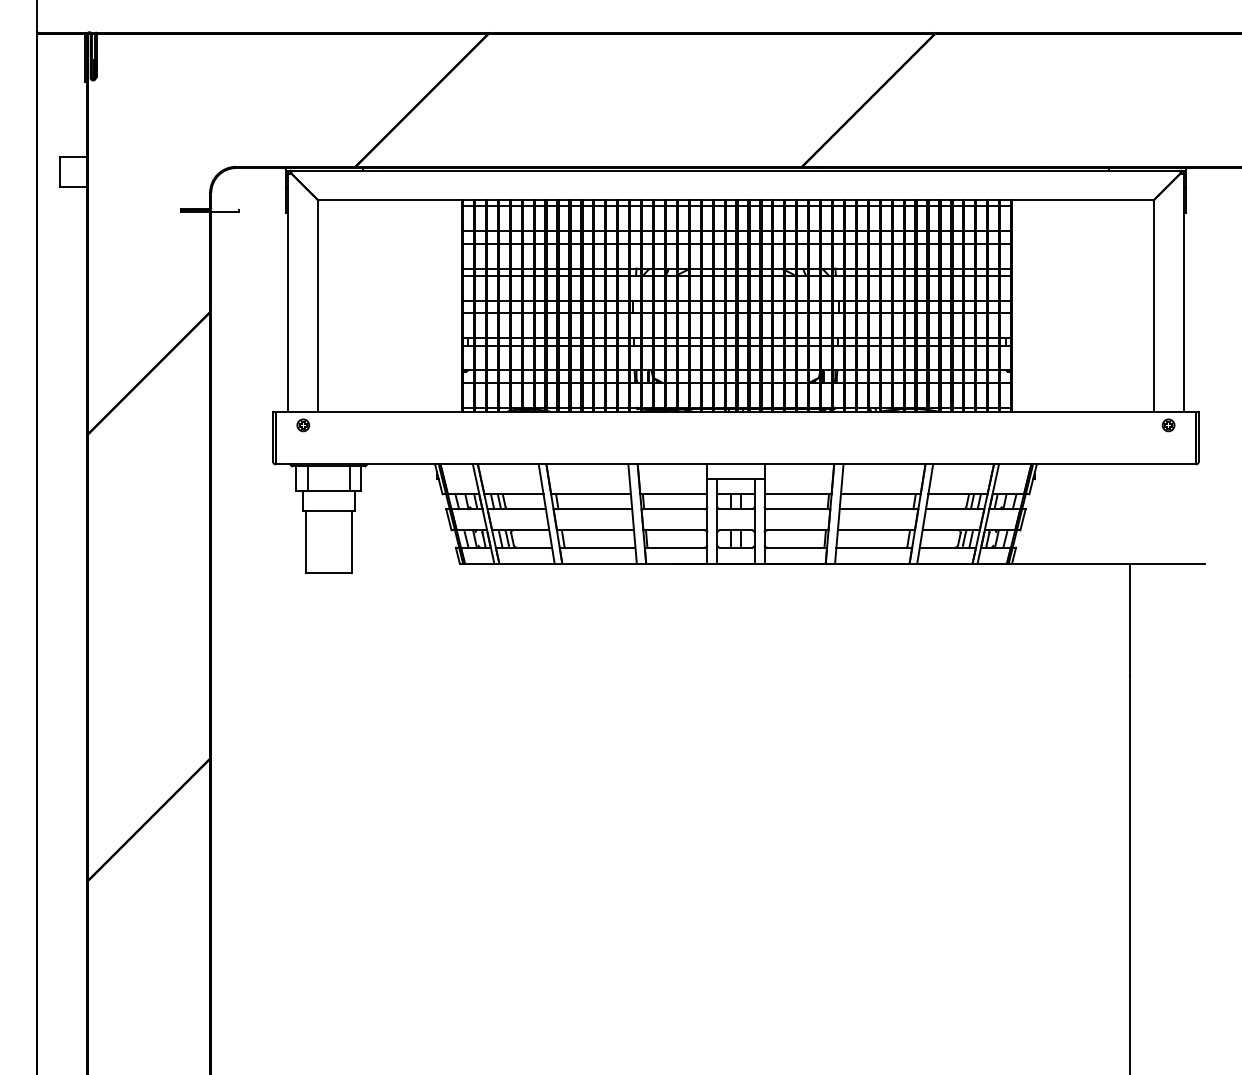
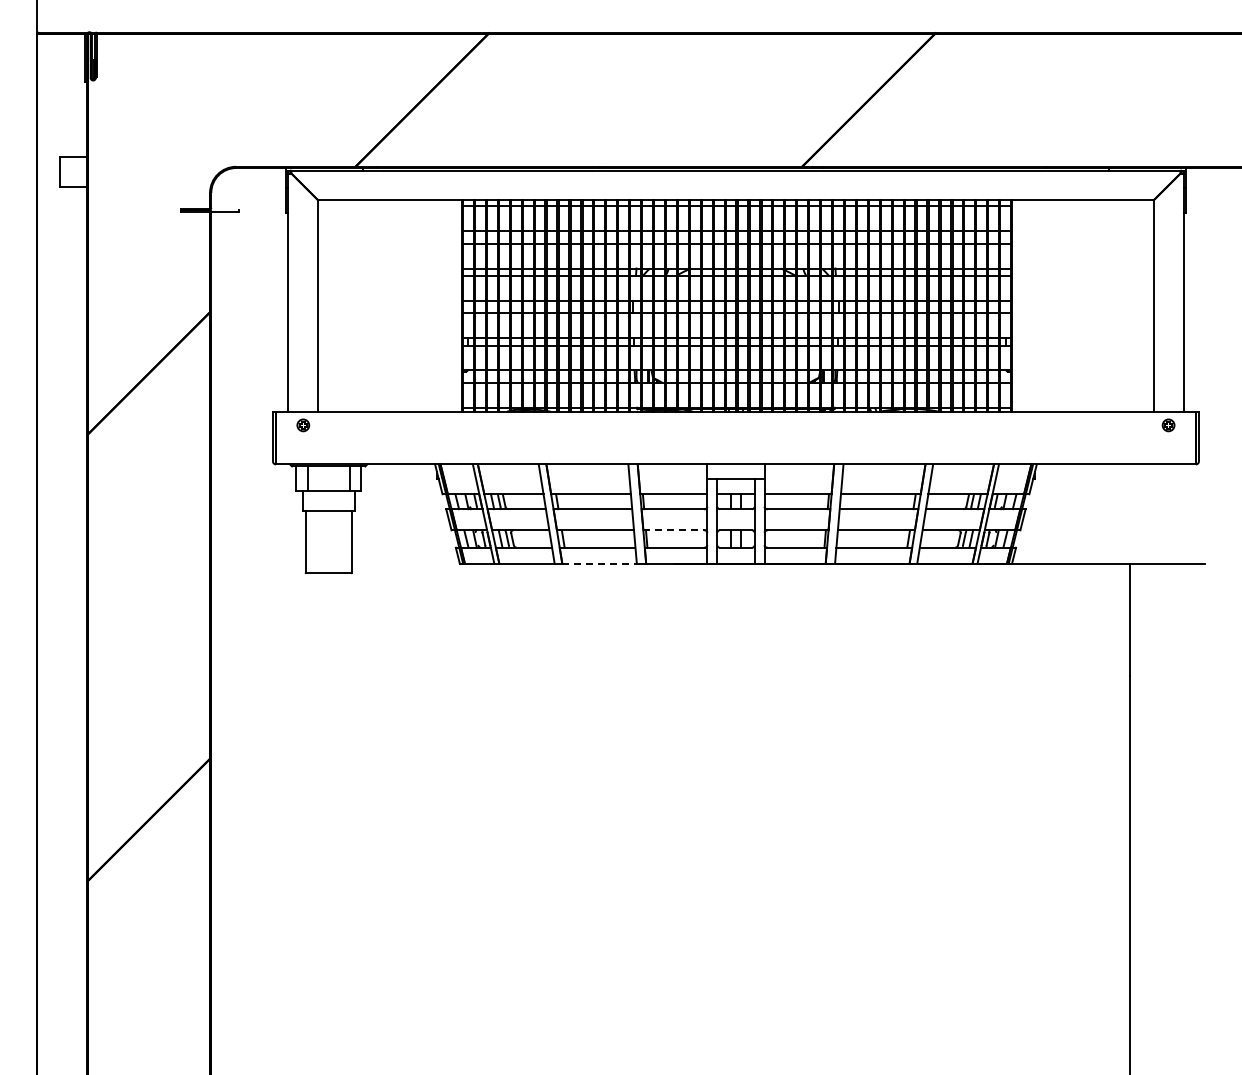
line: solid -> dashed (674, 530)
line: solid -> dashed (600, 563)
